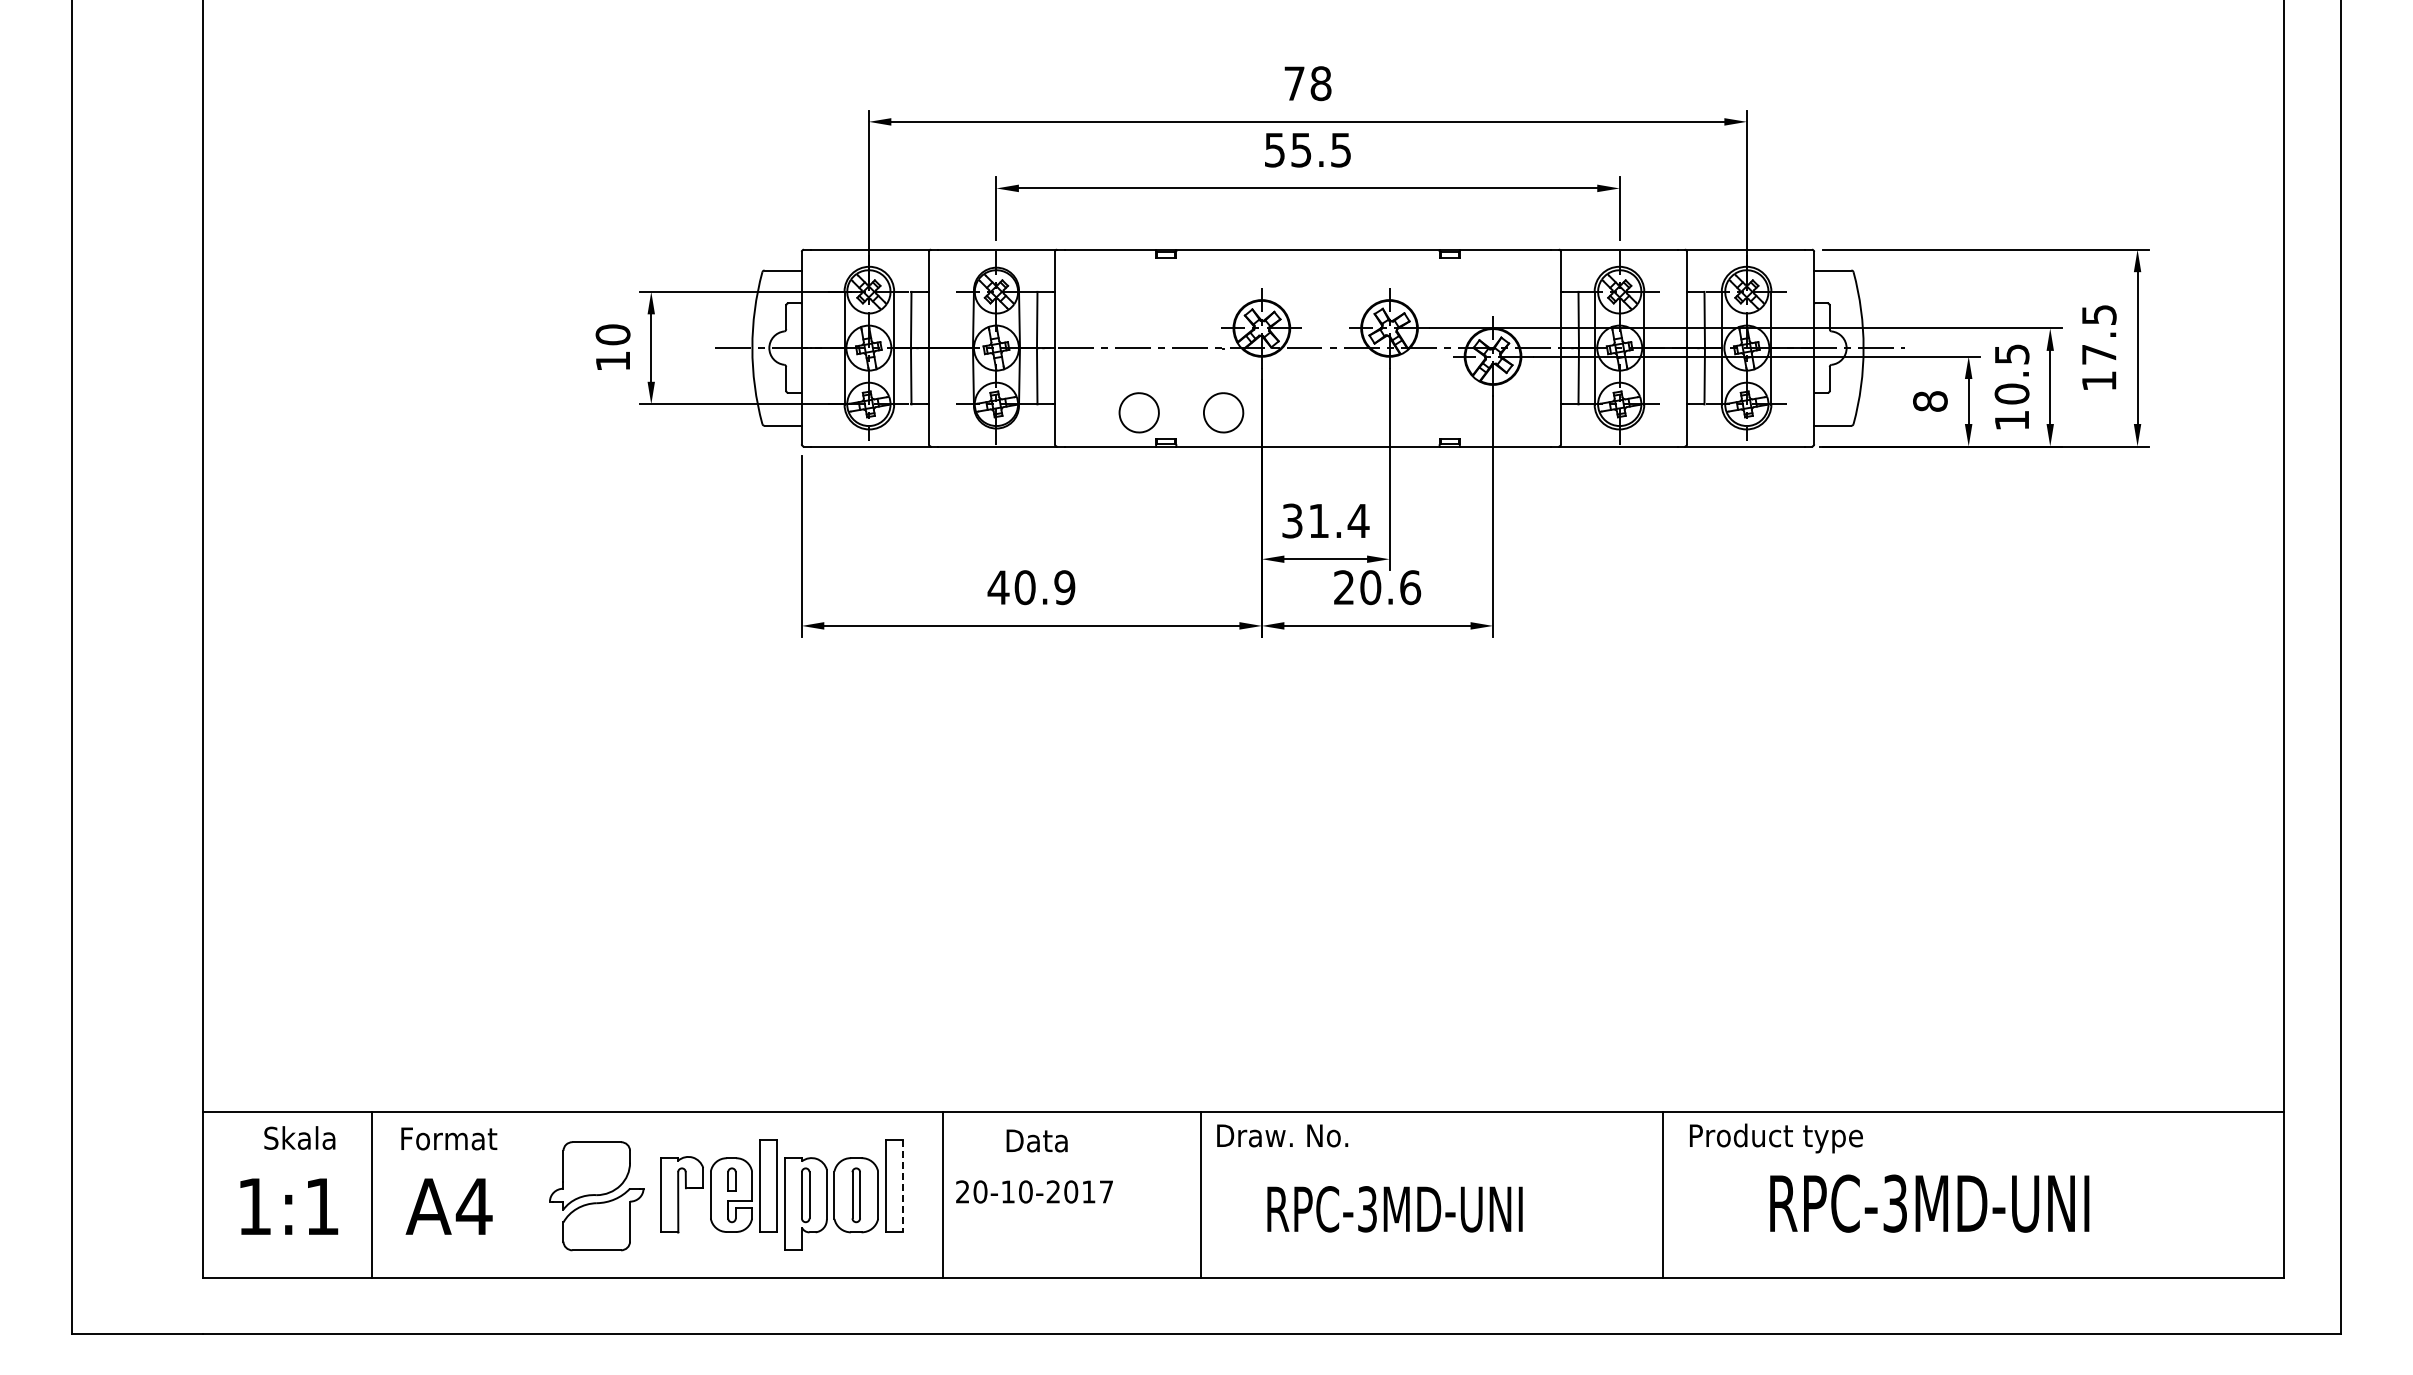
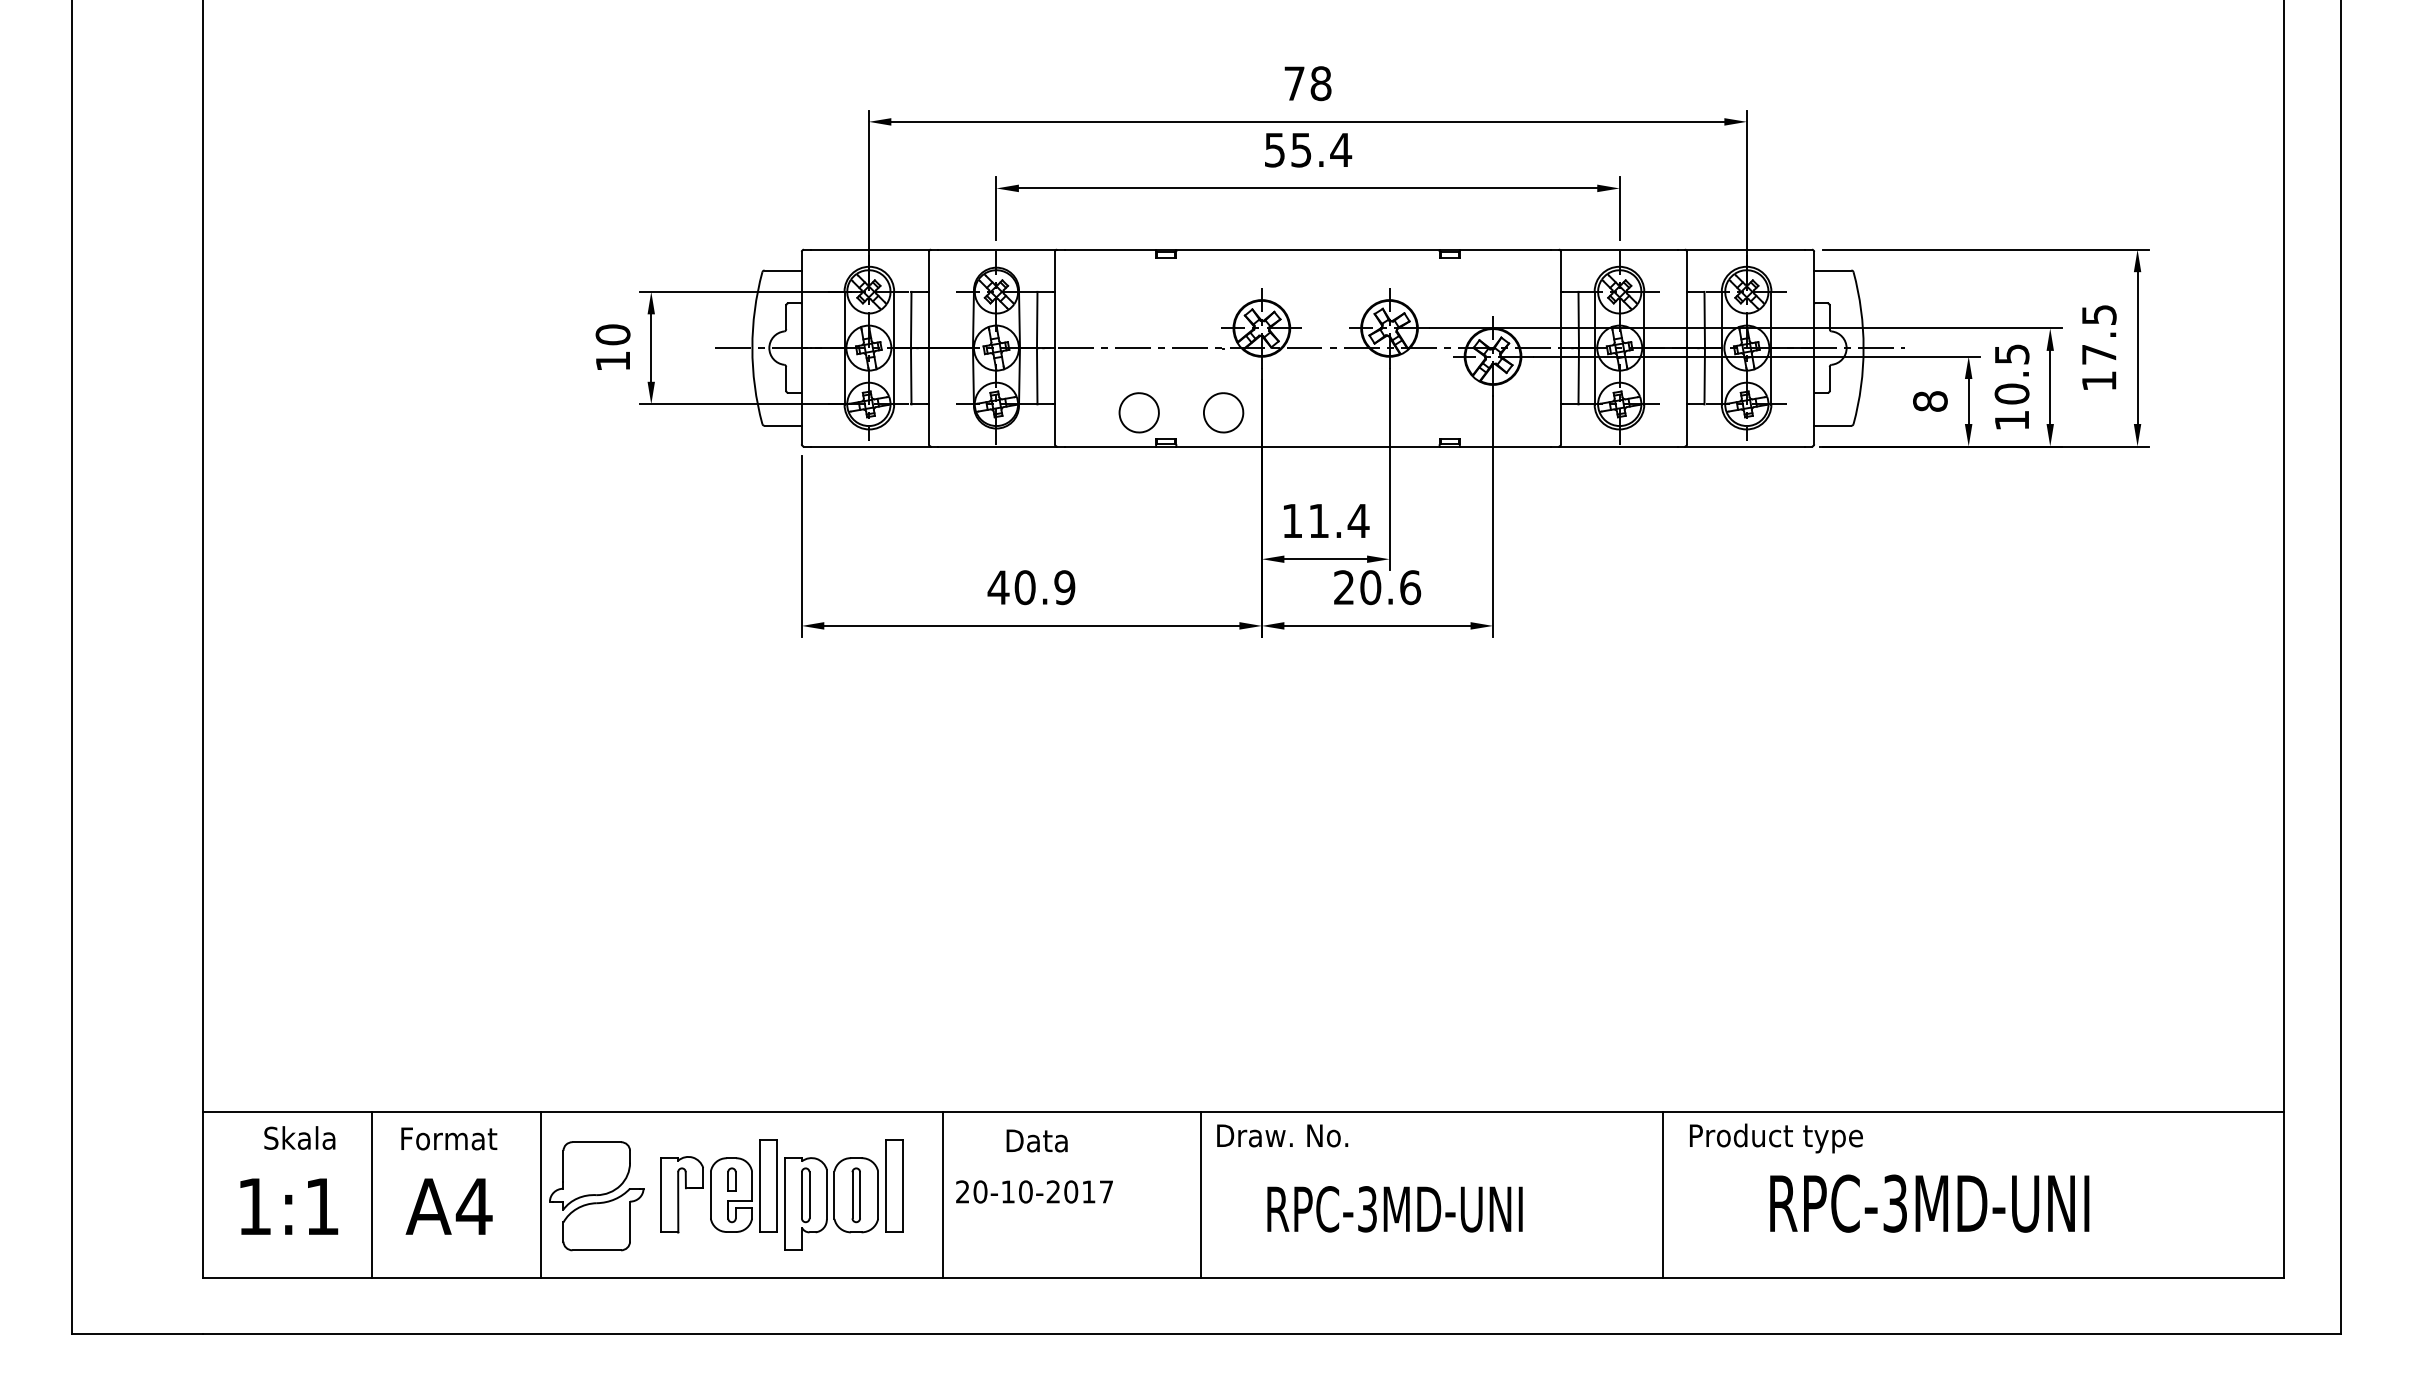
text: 55.5 -> 55.4 (1341, 150)
text: 31.4 -> 11.4 (1292, 520)
line: dashed -> solid (903, 1186)
line: none -> present (540, 1194)
